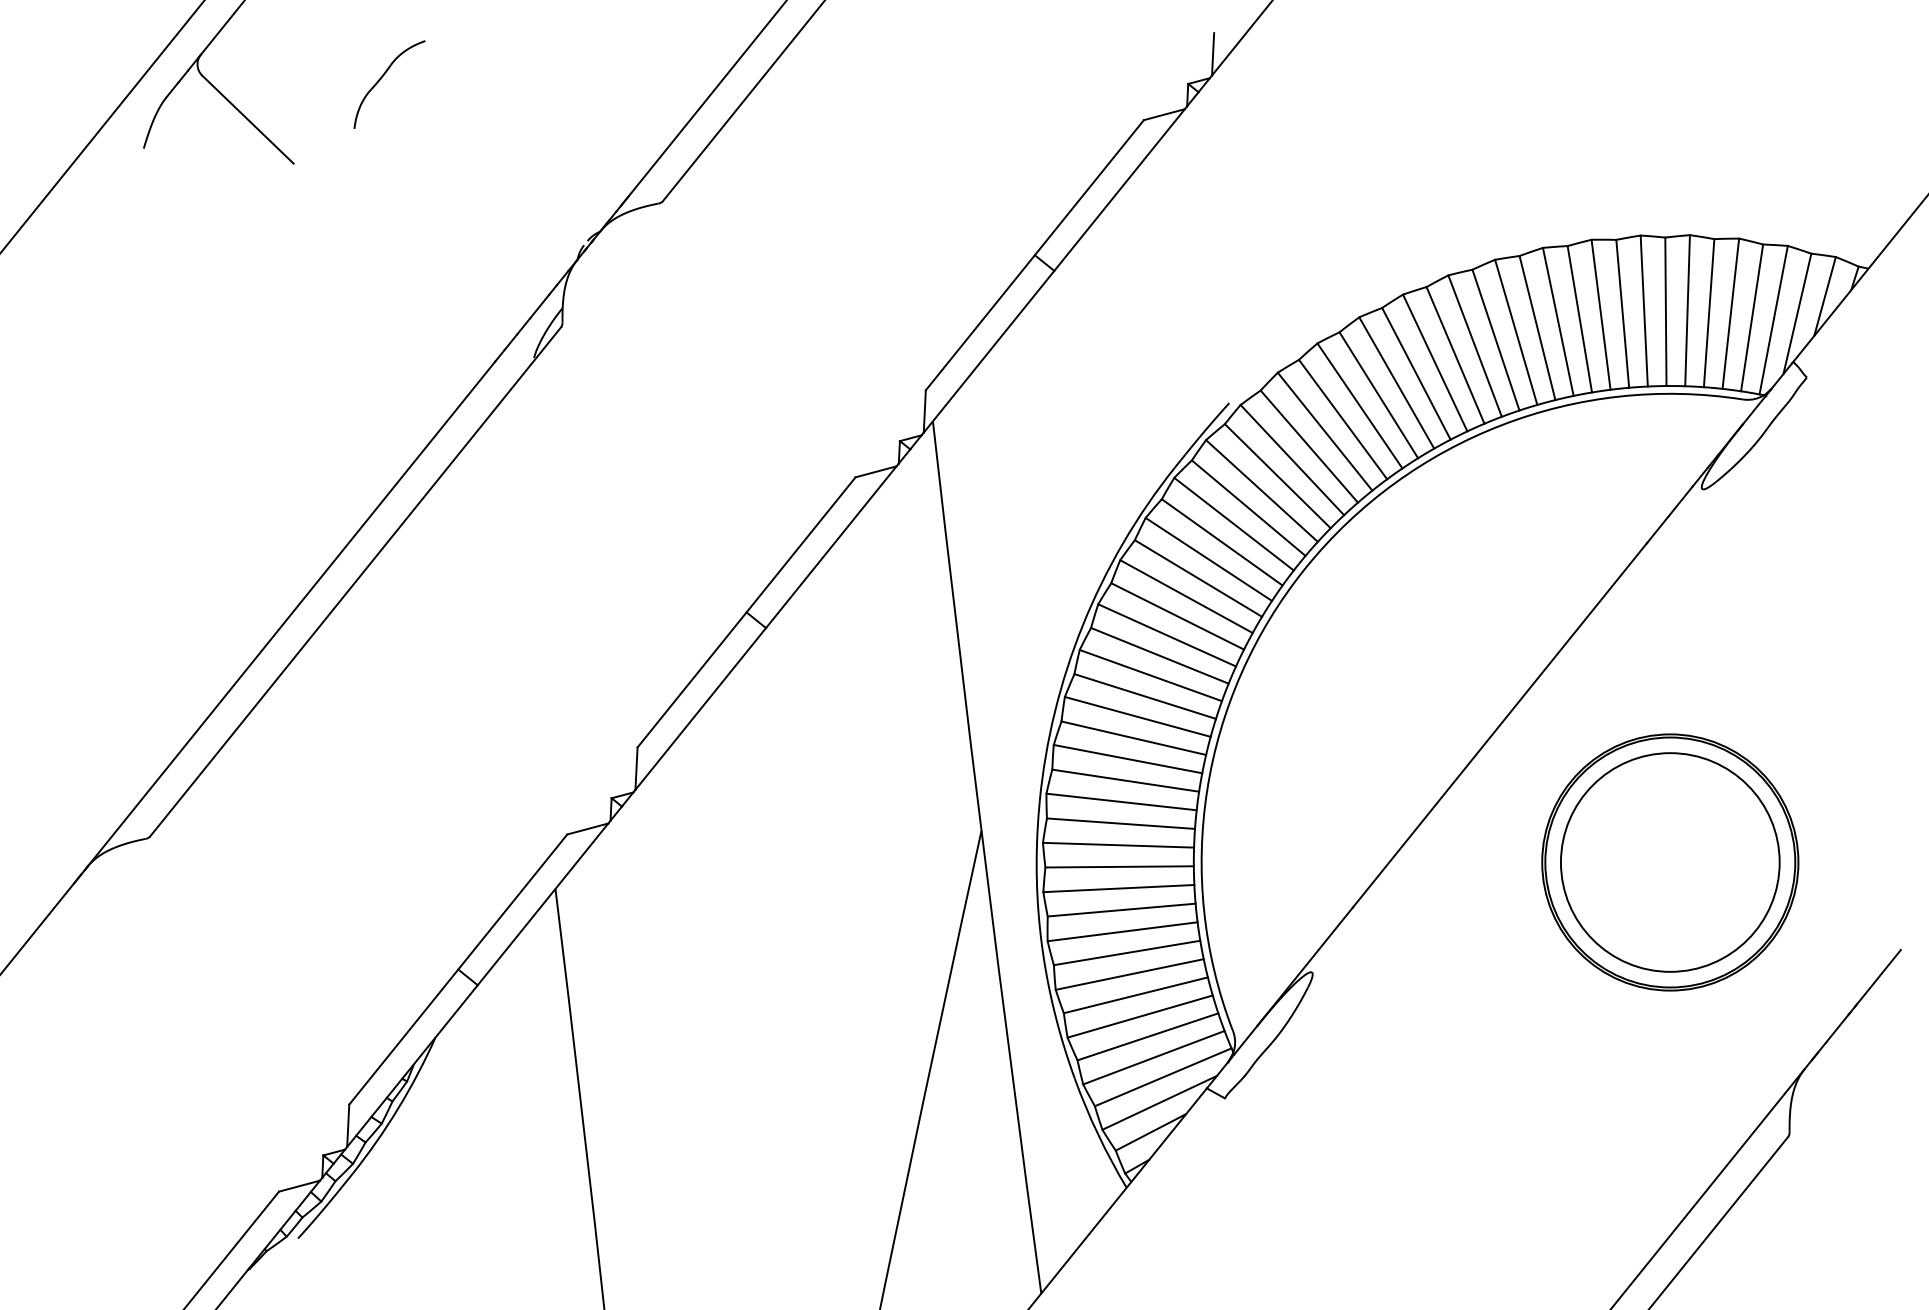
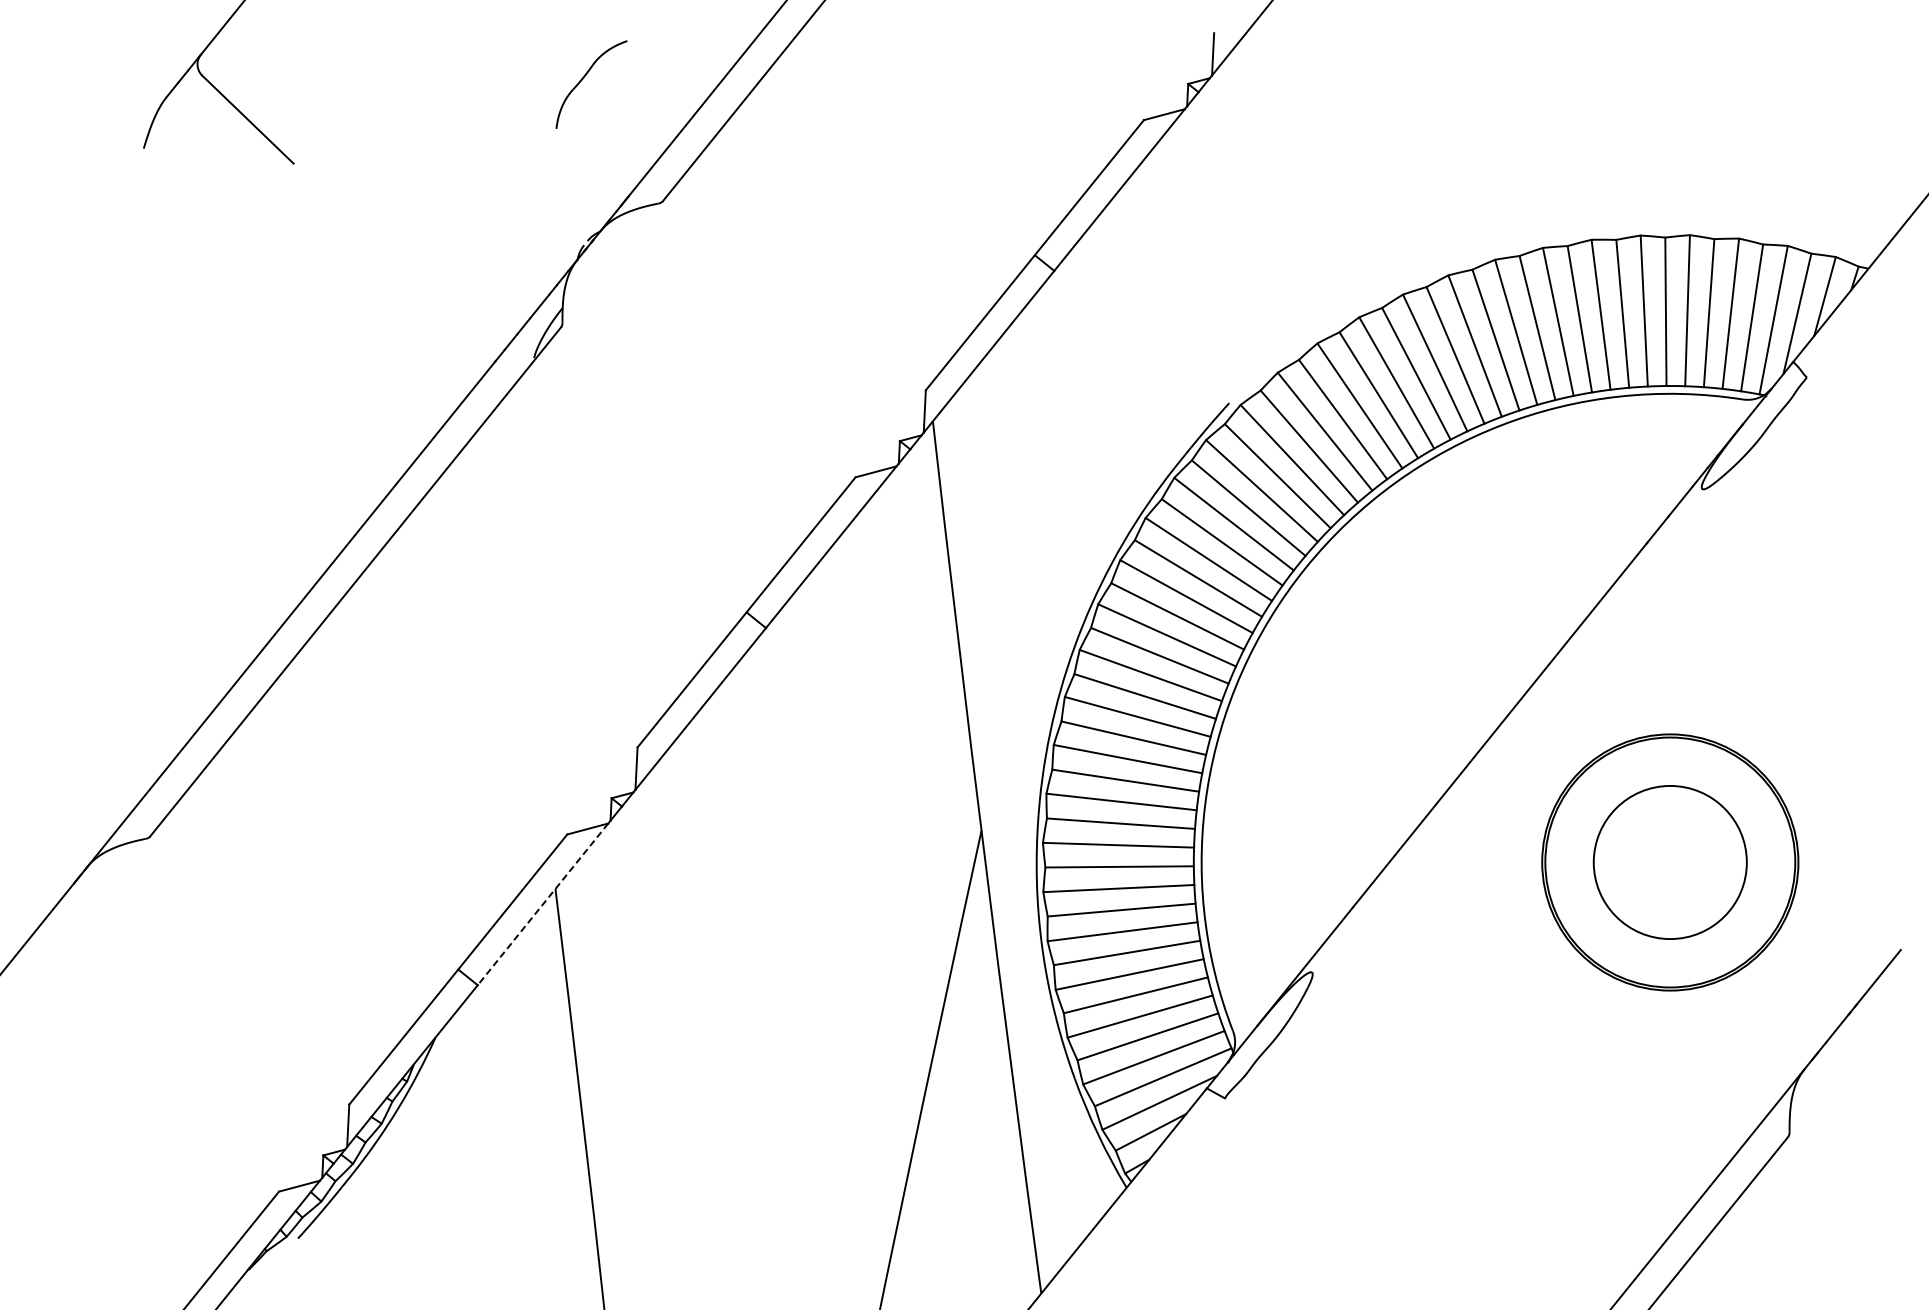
part position: (381, 79) -> (583, 79) (583, 79)
line: present -> none (102, 126)
circle diameter: 219 px -> 153 px (1669, 862)
line: solid -> dashed (543, 904)
